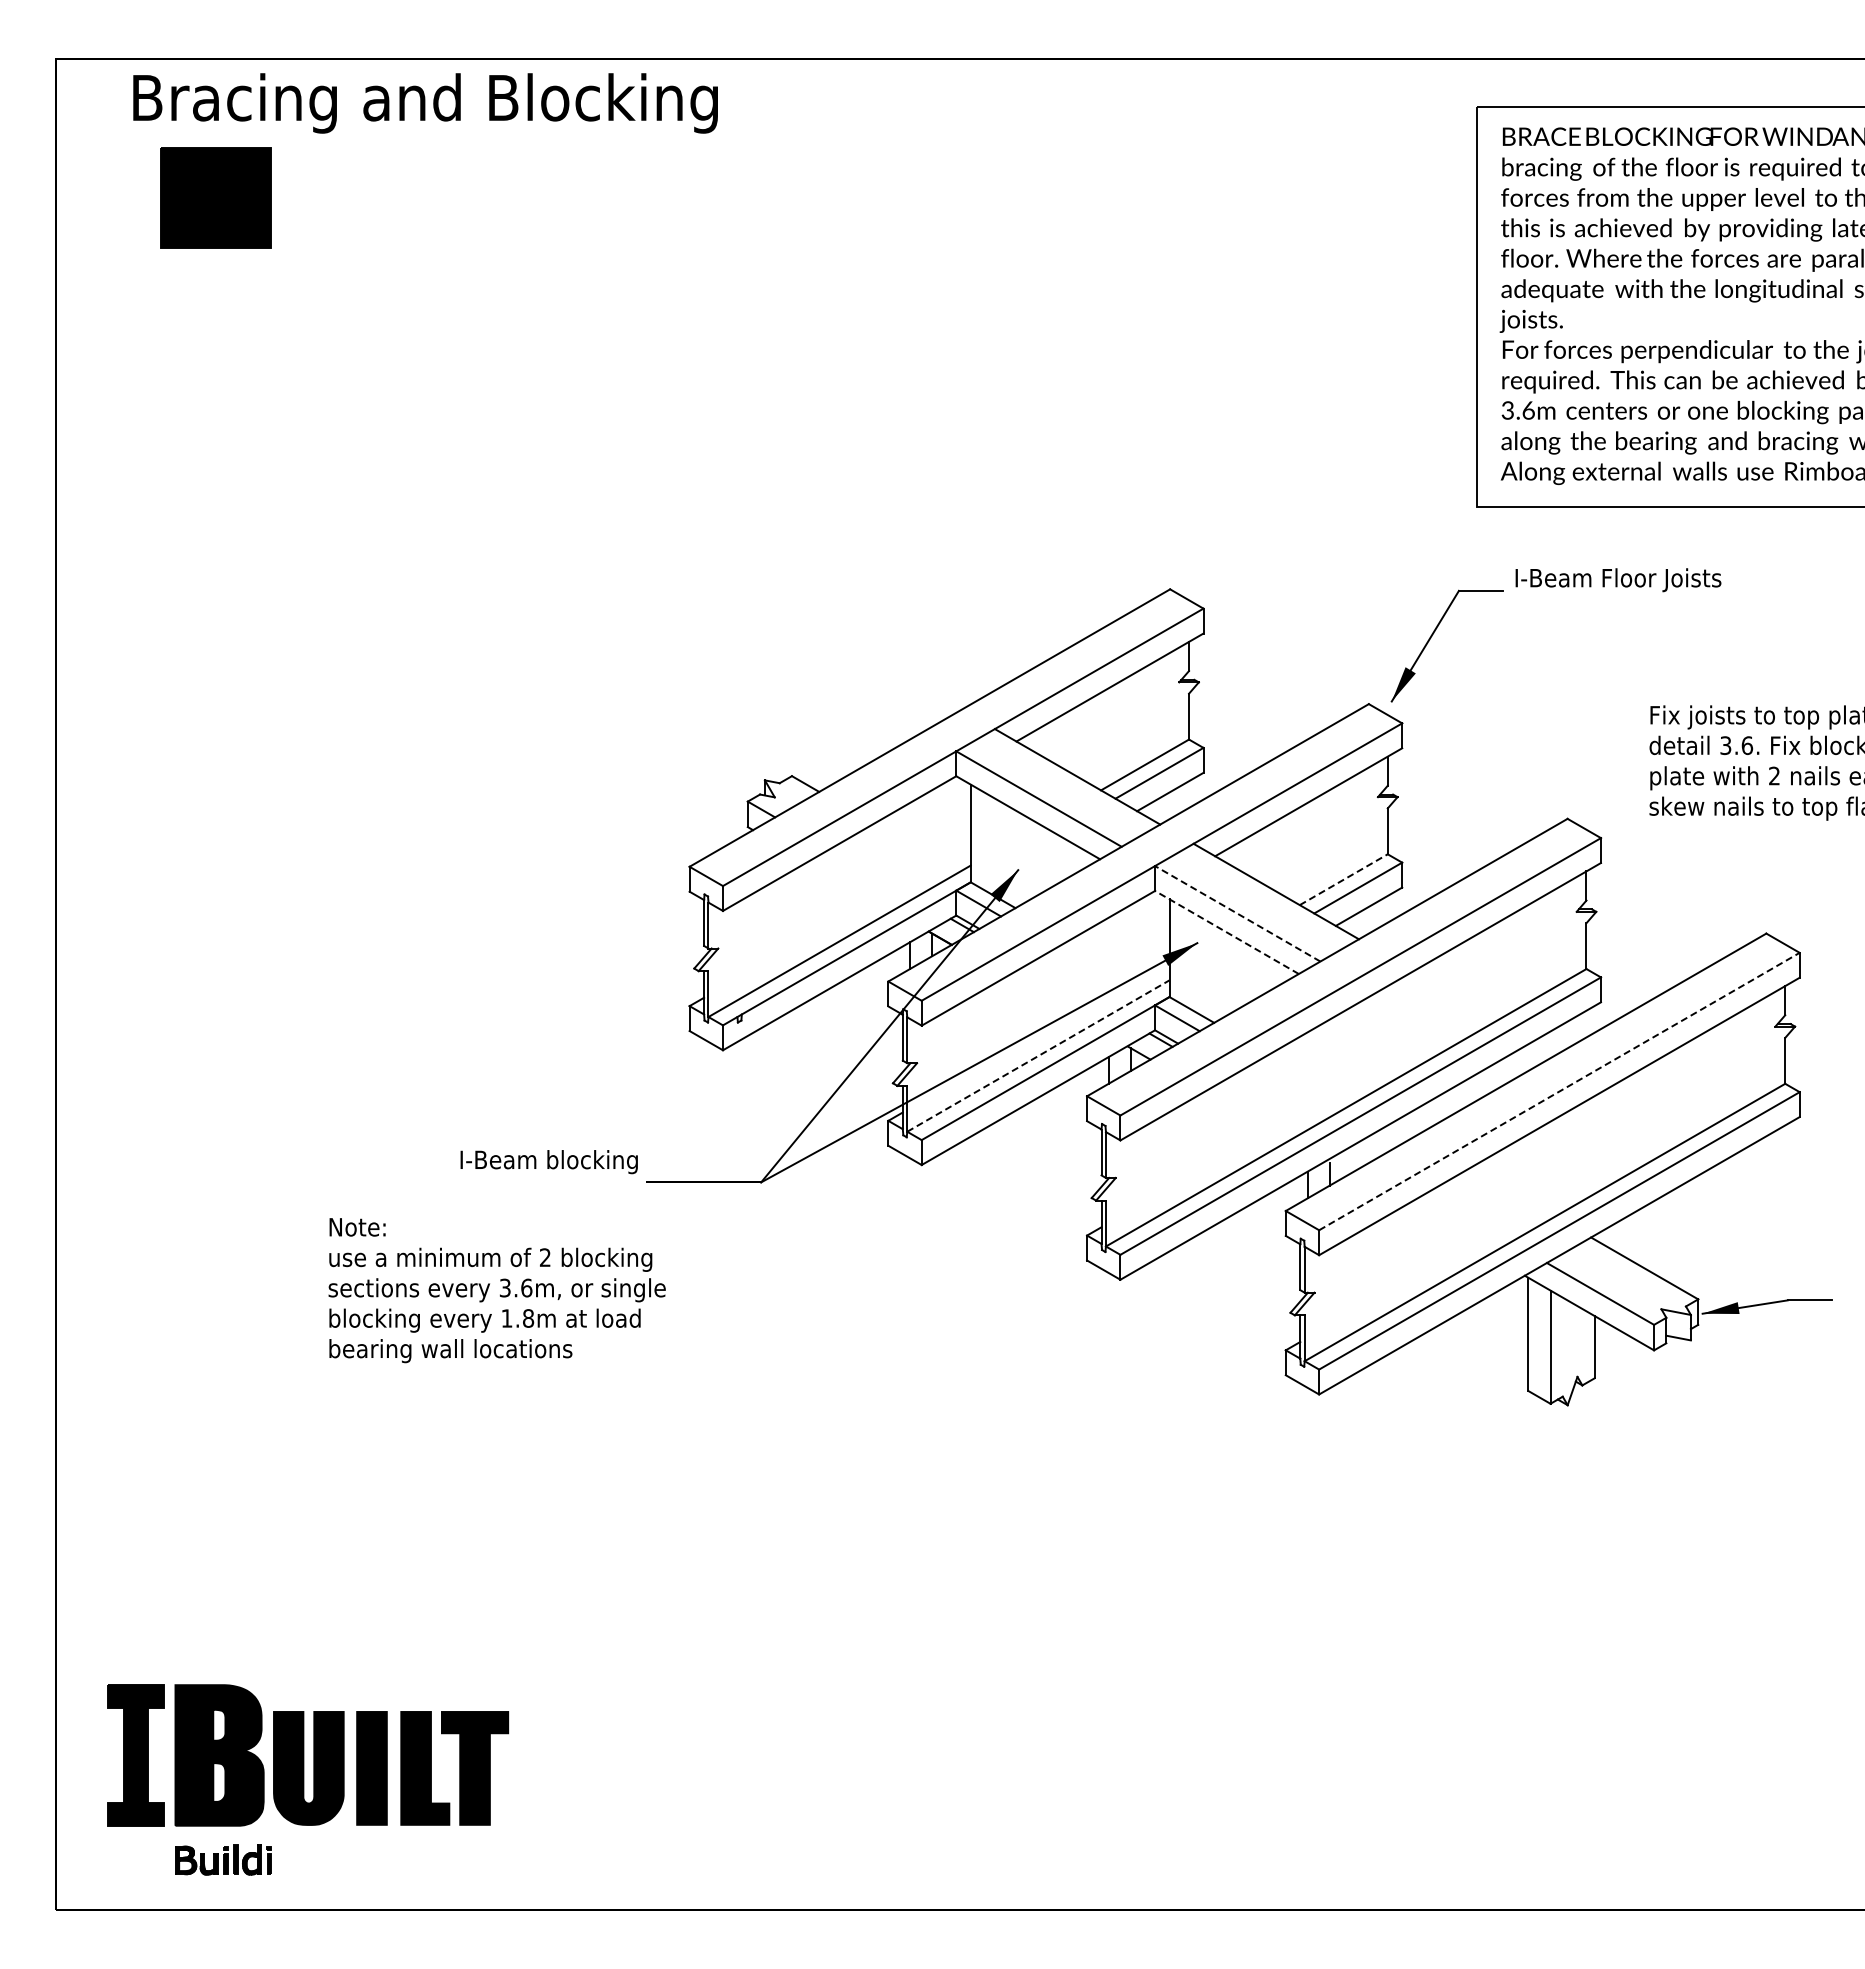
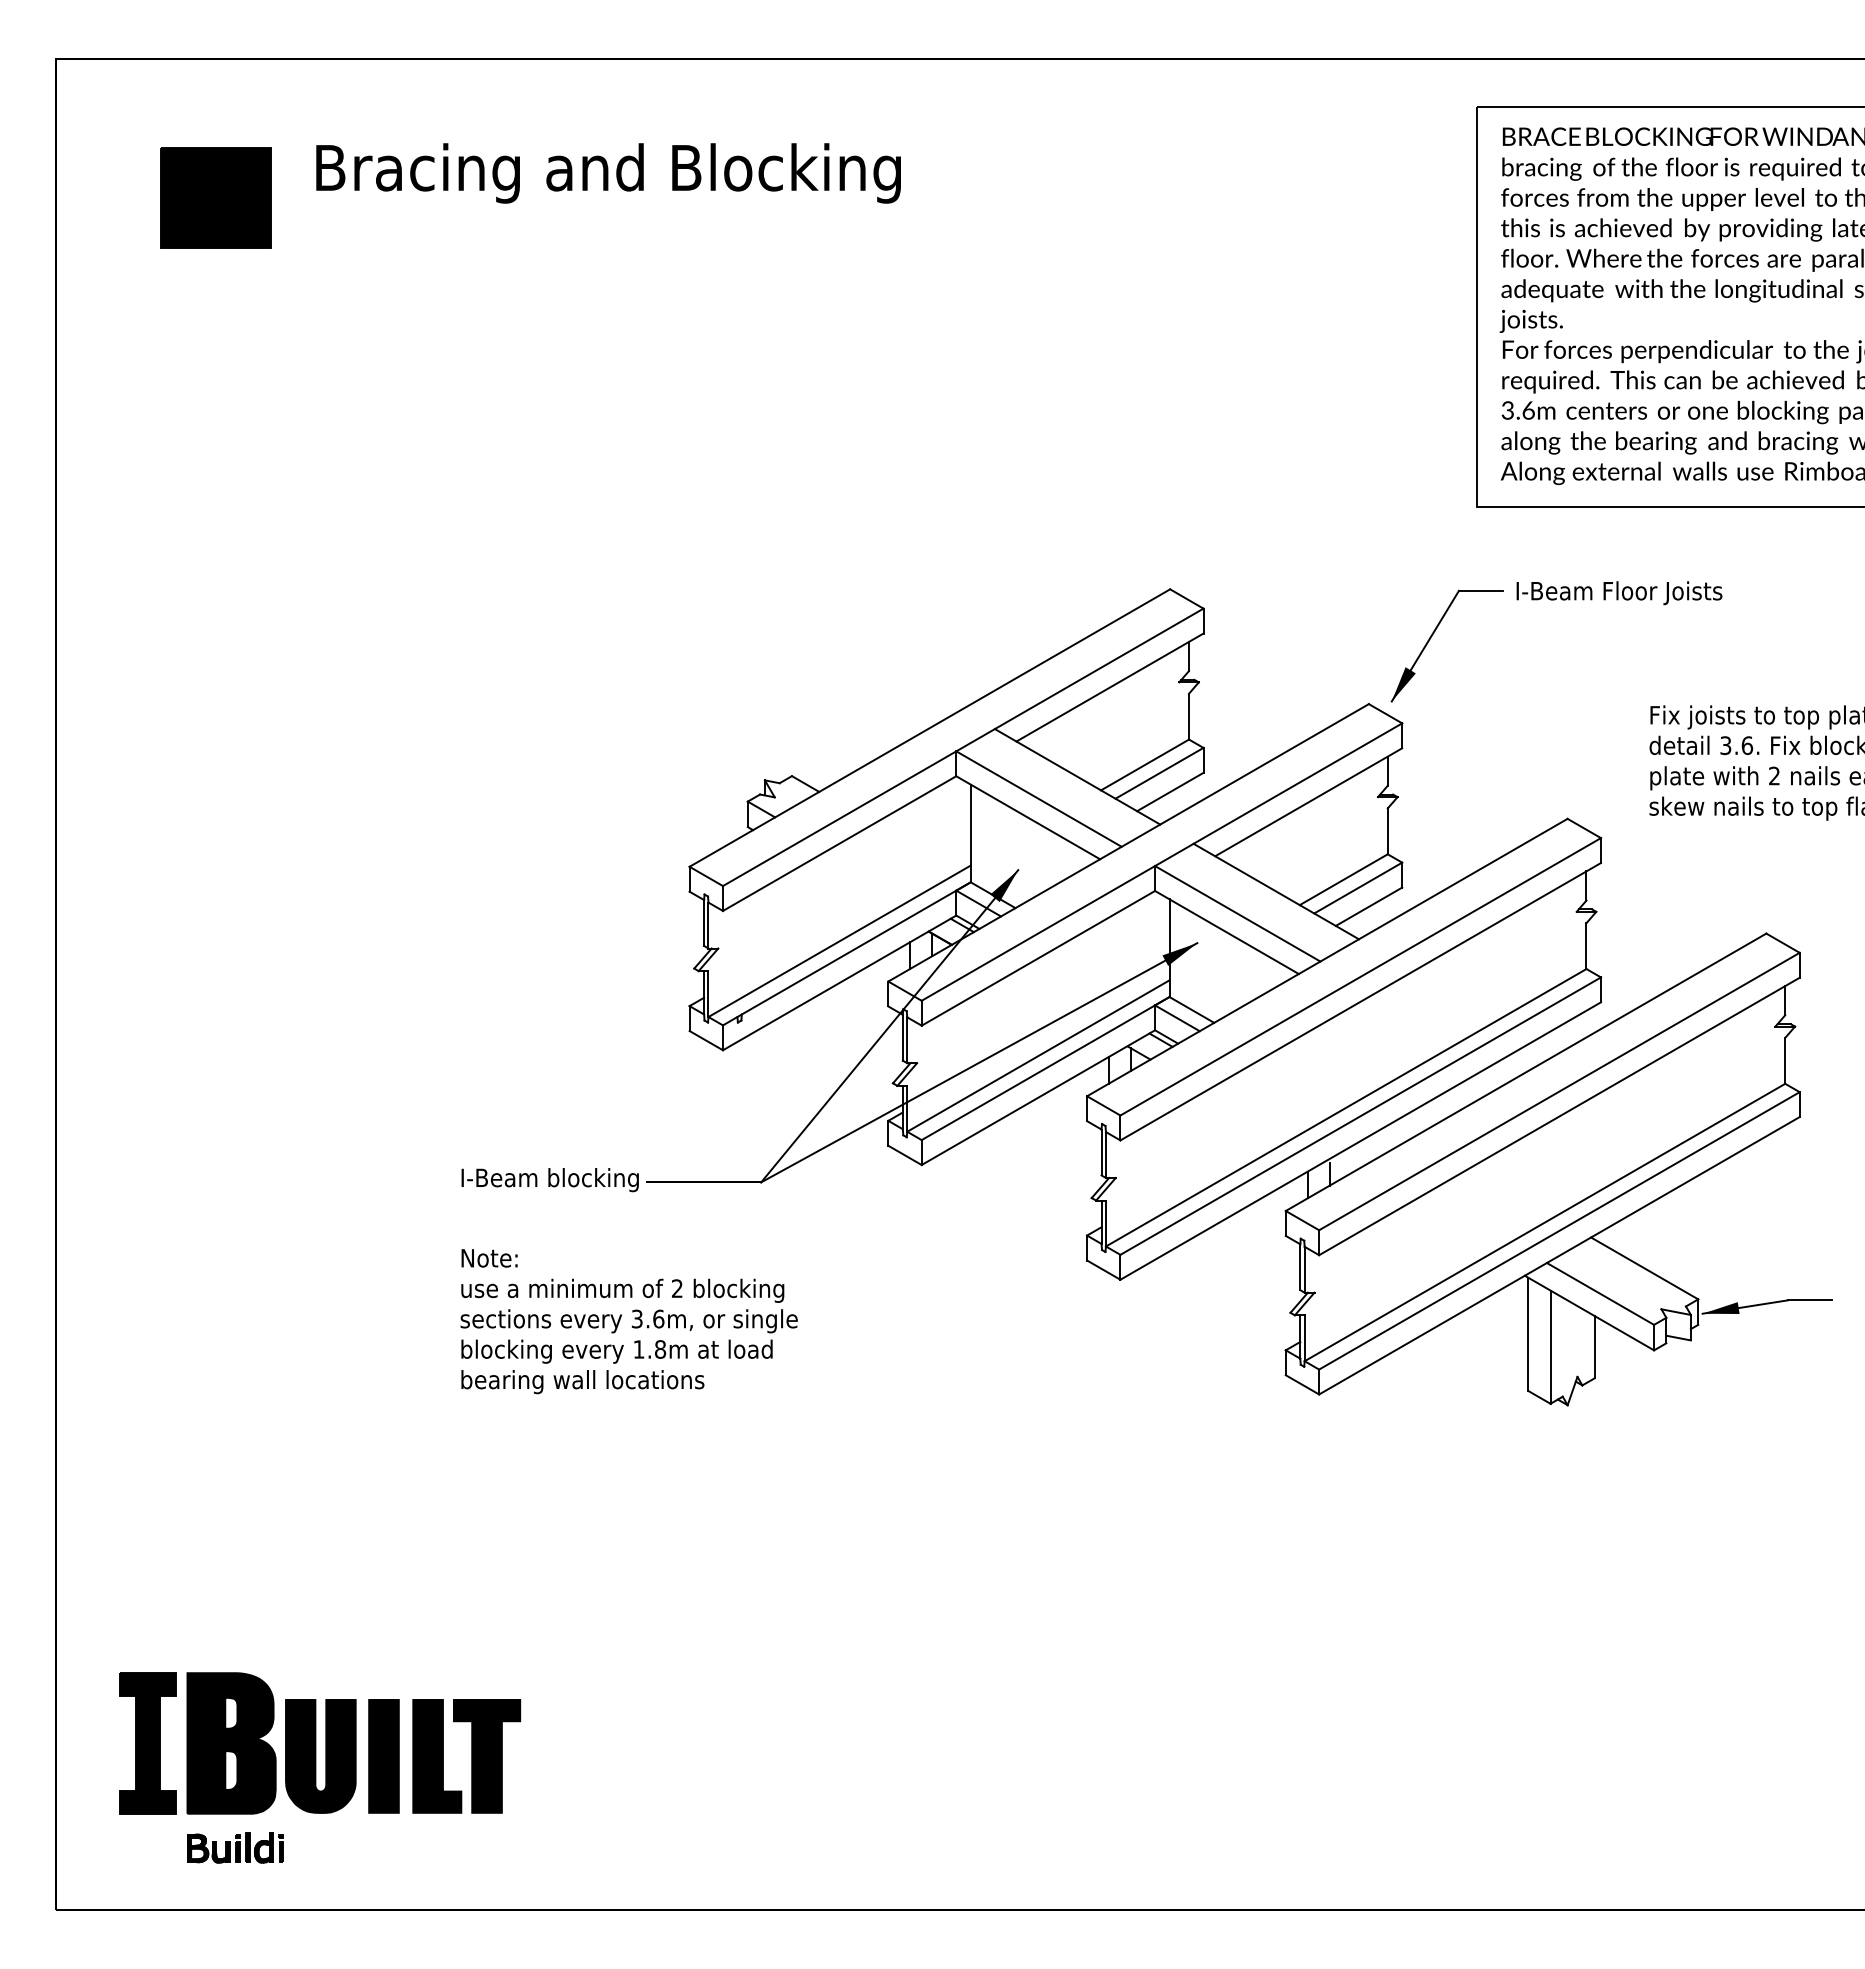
text position: (425, 103) -> (608, 173) (608, 173)
text position: (1618, 580) -> (1619, 593) (1619, 593)
line: dashed -> solid (1343, 879)
line: dashed -> solid (1237, 913)
line: dashed -> solid (1226, 932)
line: dashed -> solid (1038, 1055)
line: dashed -> solid (1559, 1091)
text position: (548, 1162) -> (549, 1180) (549, 1180)
text position: (496, 1290) -> (628, 1321) (628, 1321)
part position: (308, 1779) -> (320, 1767) (320, 1767)
